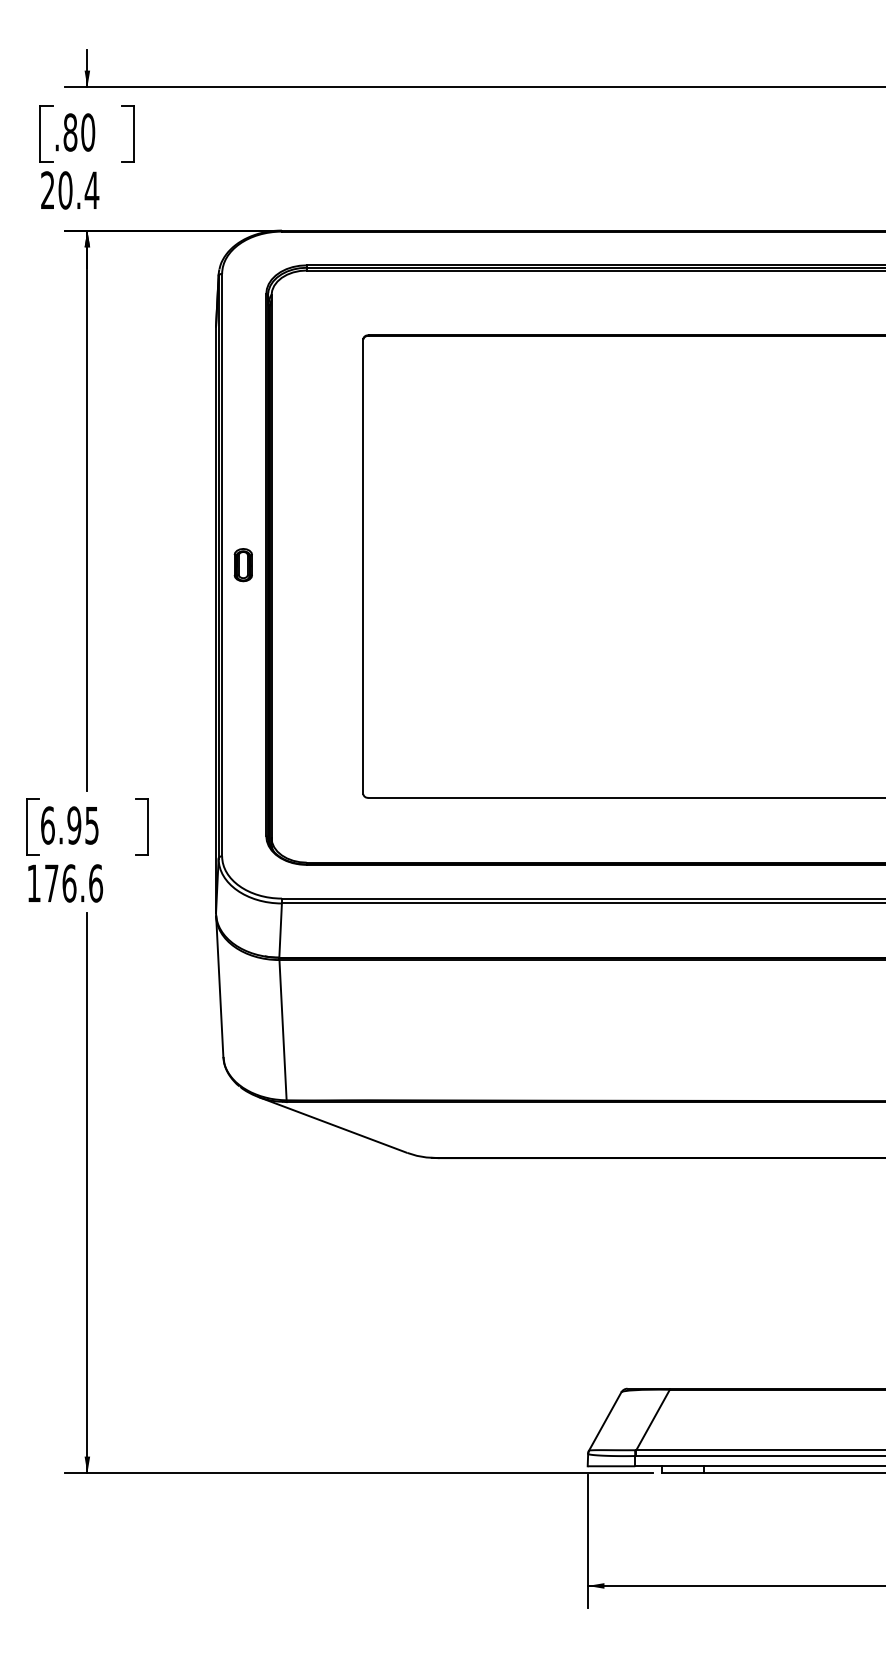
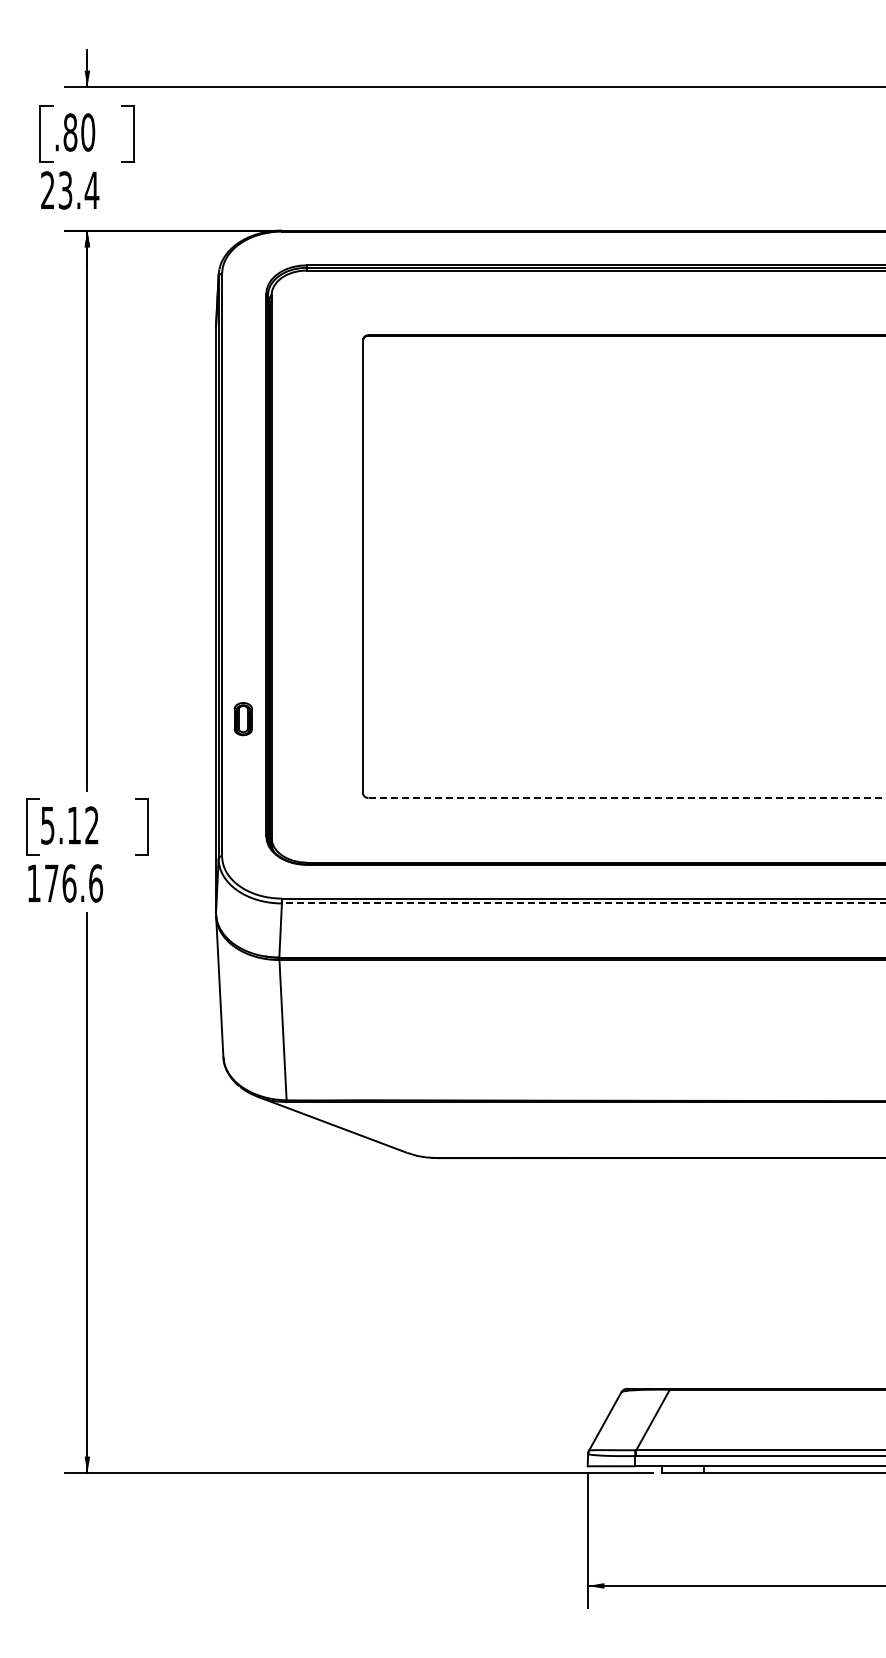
text: 20.4 -> 23.4 (65, 190)
part position: (242, 565) -> (242, 719) (242, 719)
line: solid -> dashed (627, 797)
text: 6.95 -> 5.12 (69, 825)
line: solid -> dashed (583, 903)
